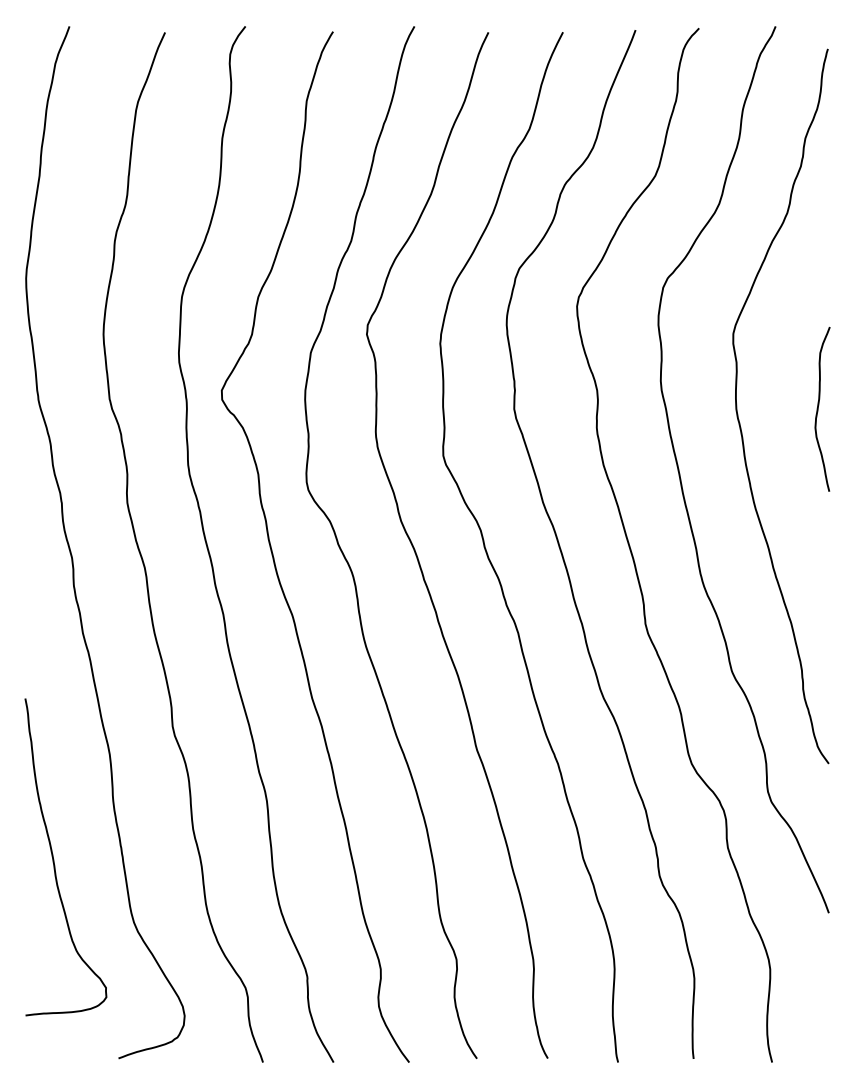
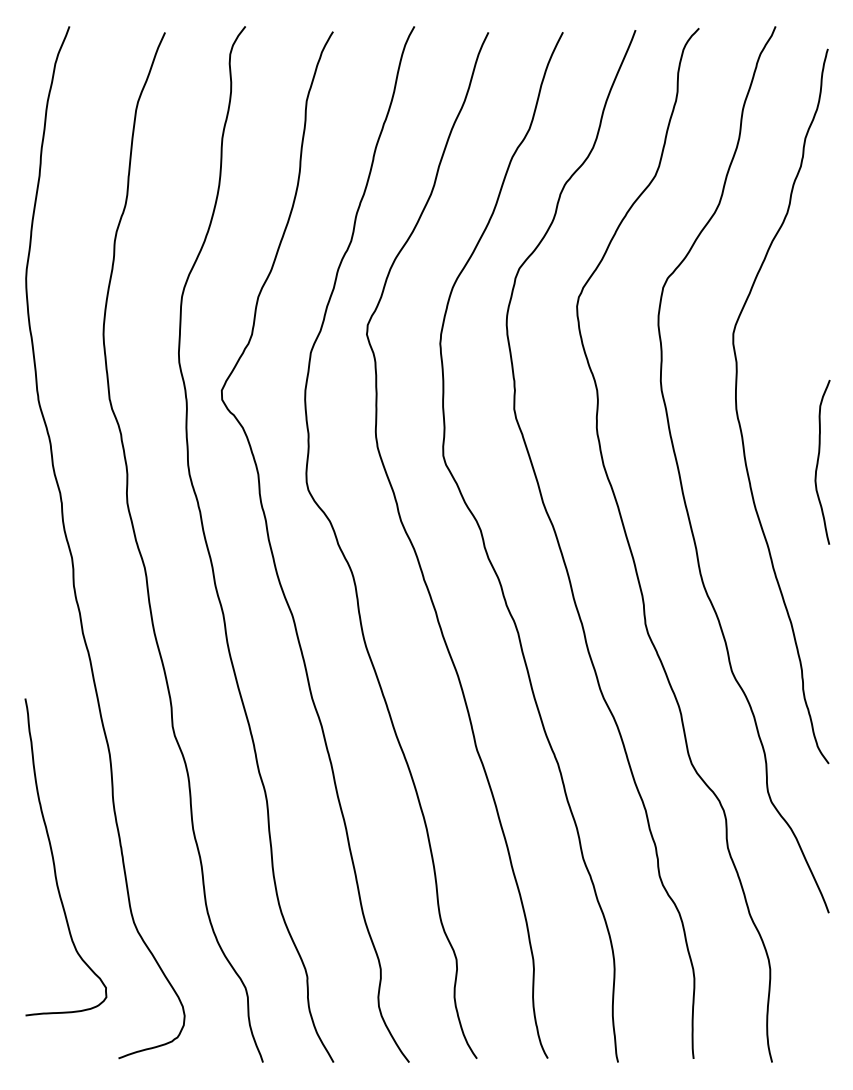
curve position: (818, 408) -> (818, 461) (818, 461)
